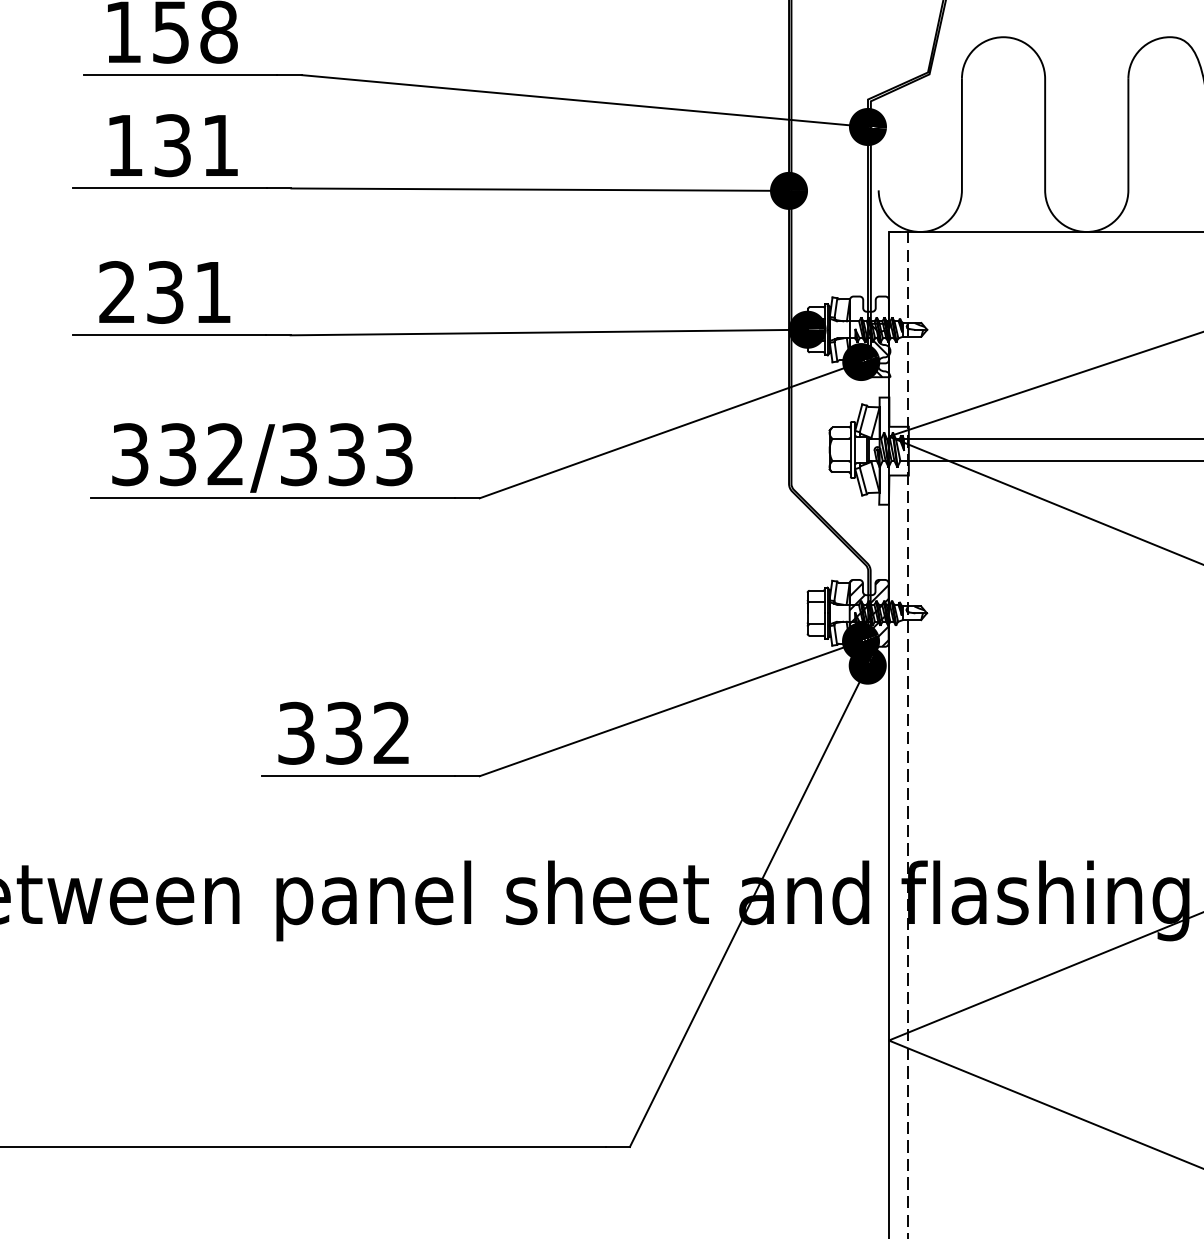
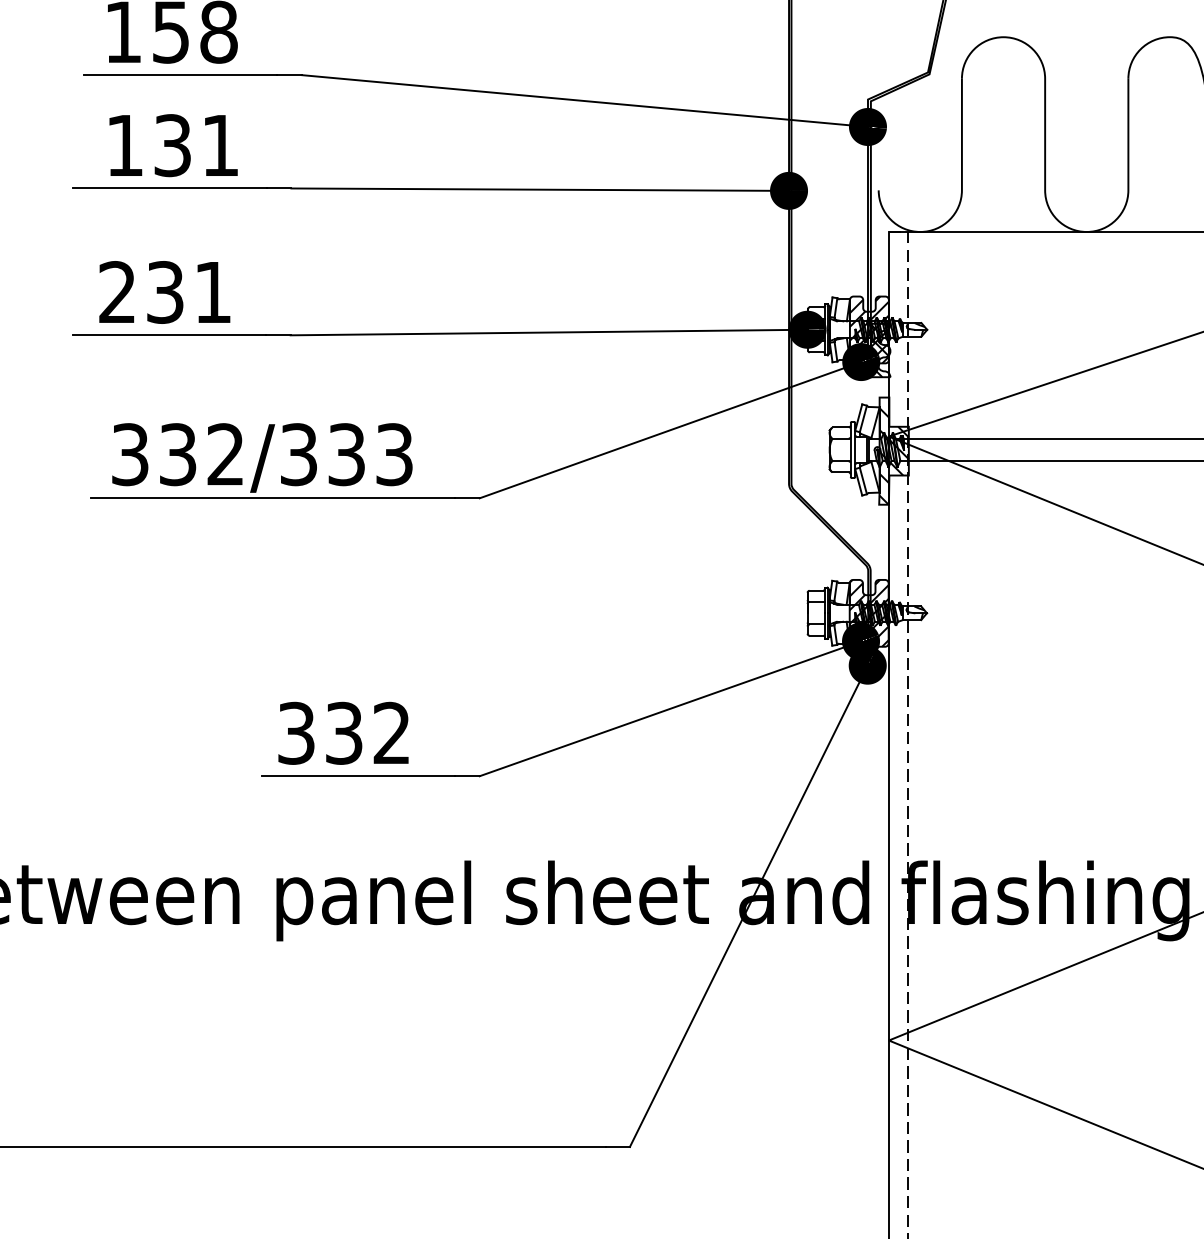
hatch: none -> present (868, 329)
hatch: none -> present (893, 456)
